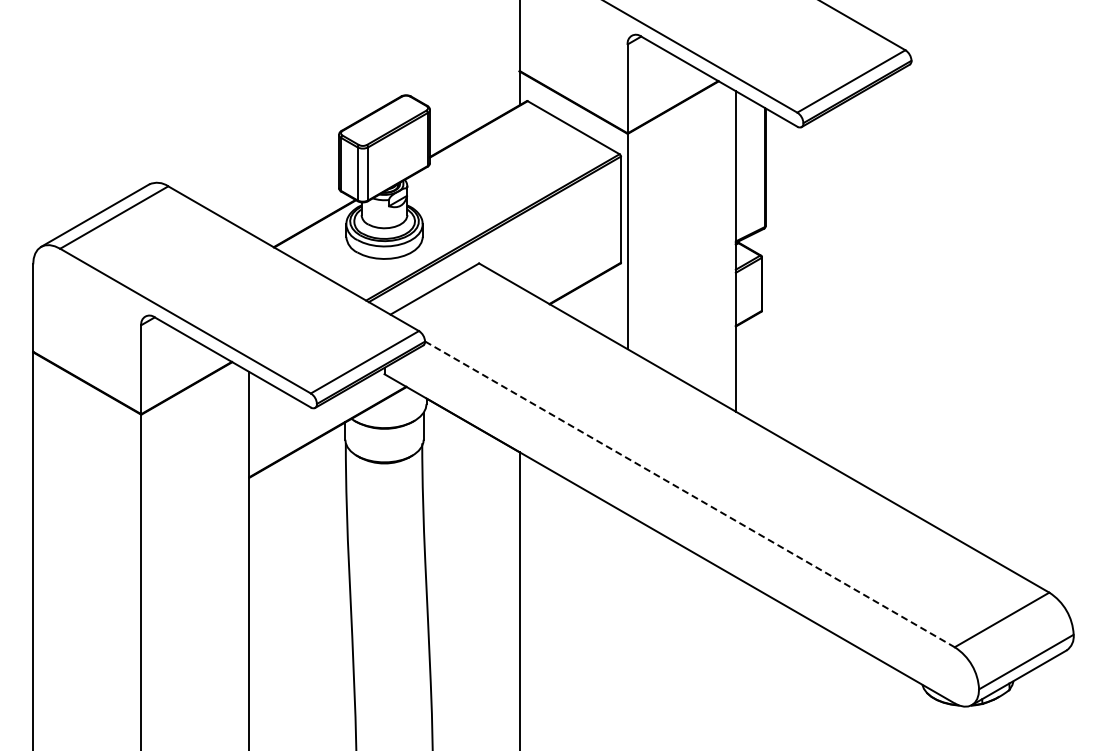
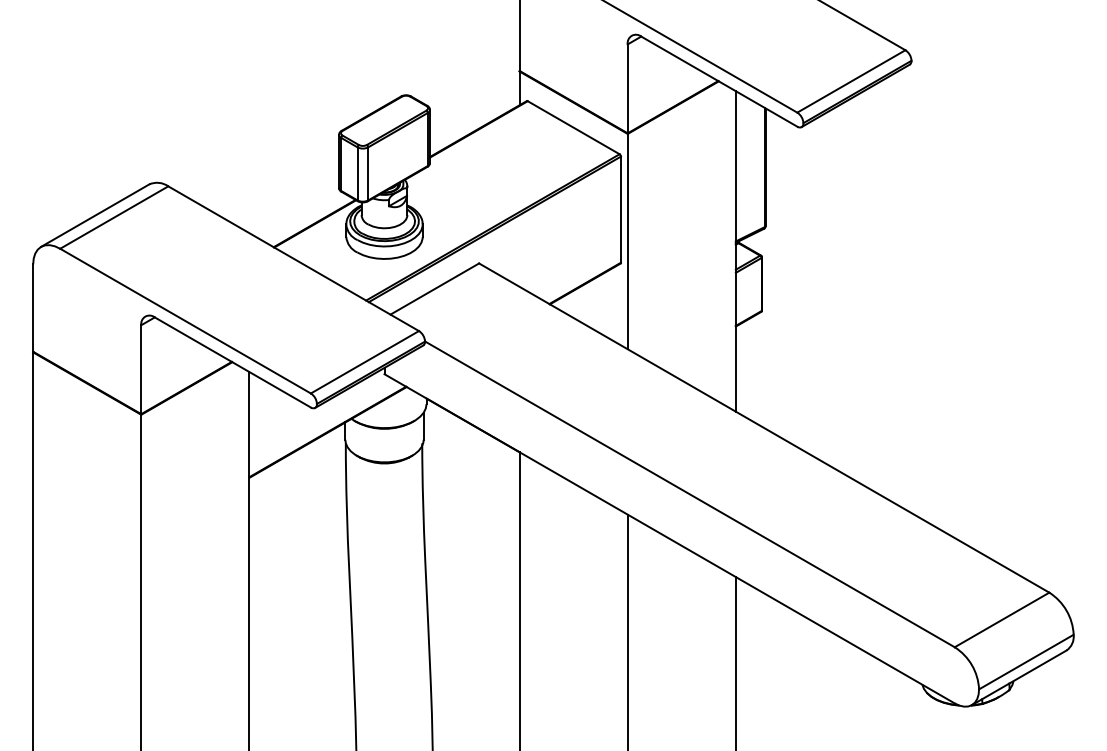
line: dashed -> solid (689, 494)
line: none -> present (627, 630)
line: none -> present (735, 662)
